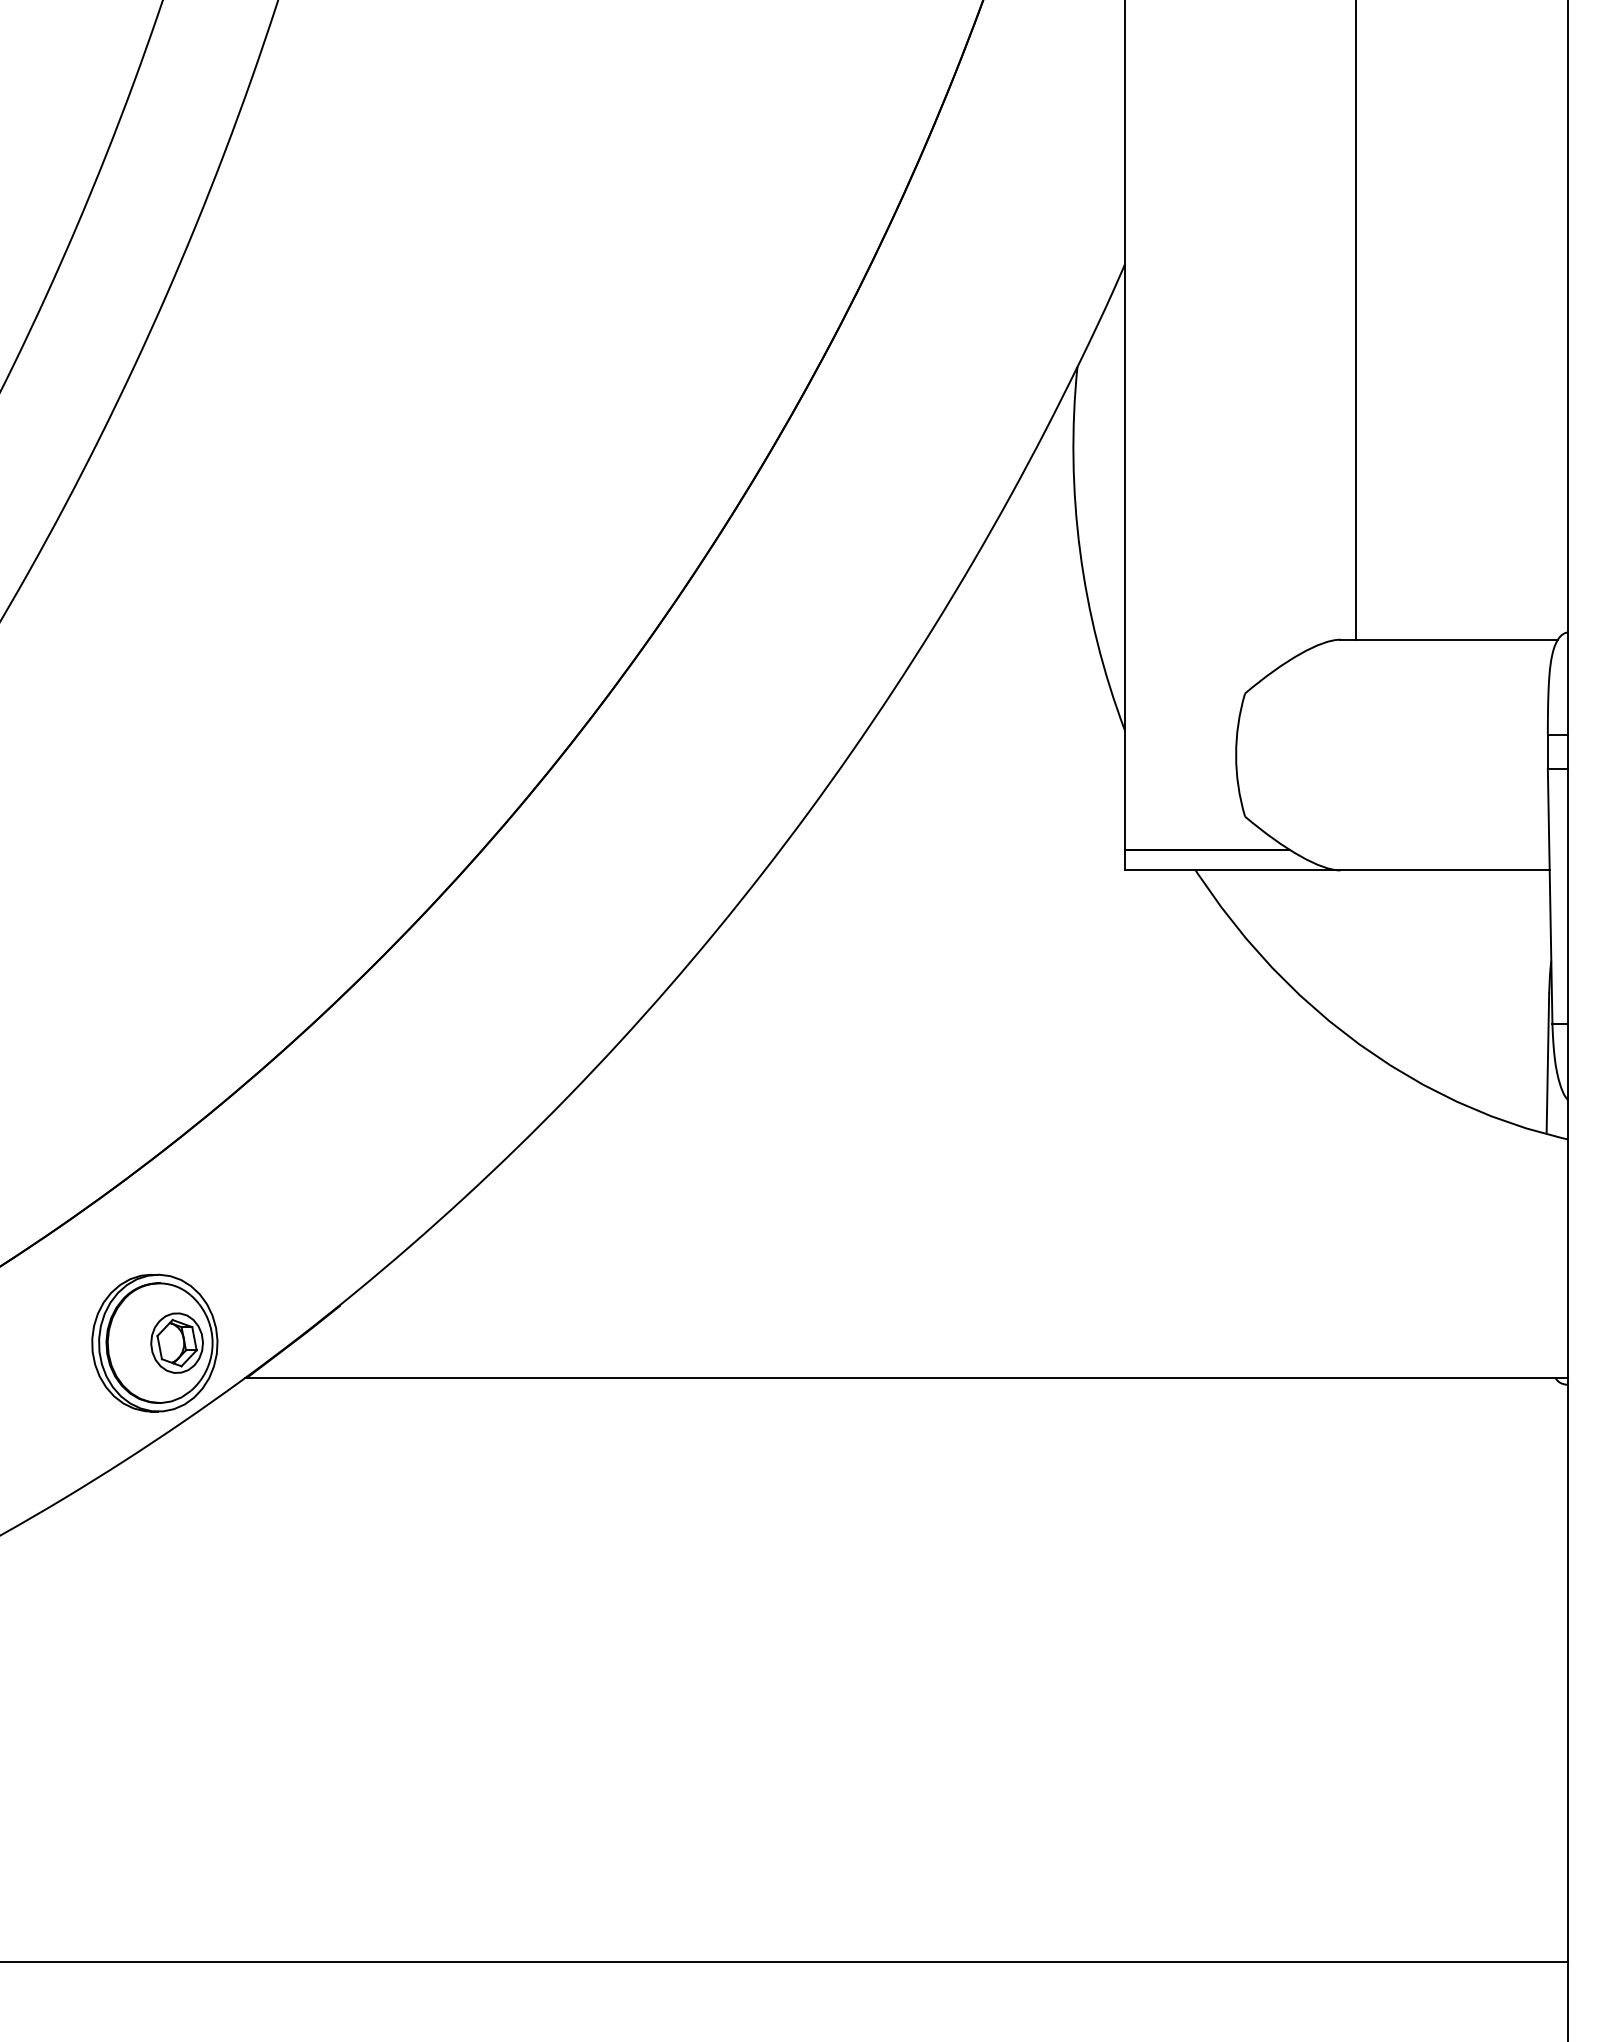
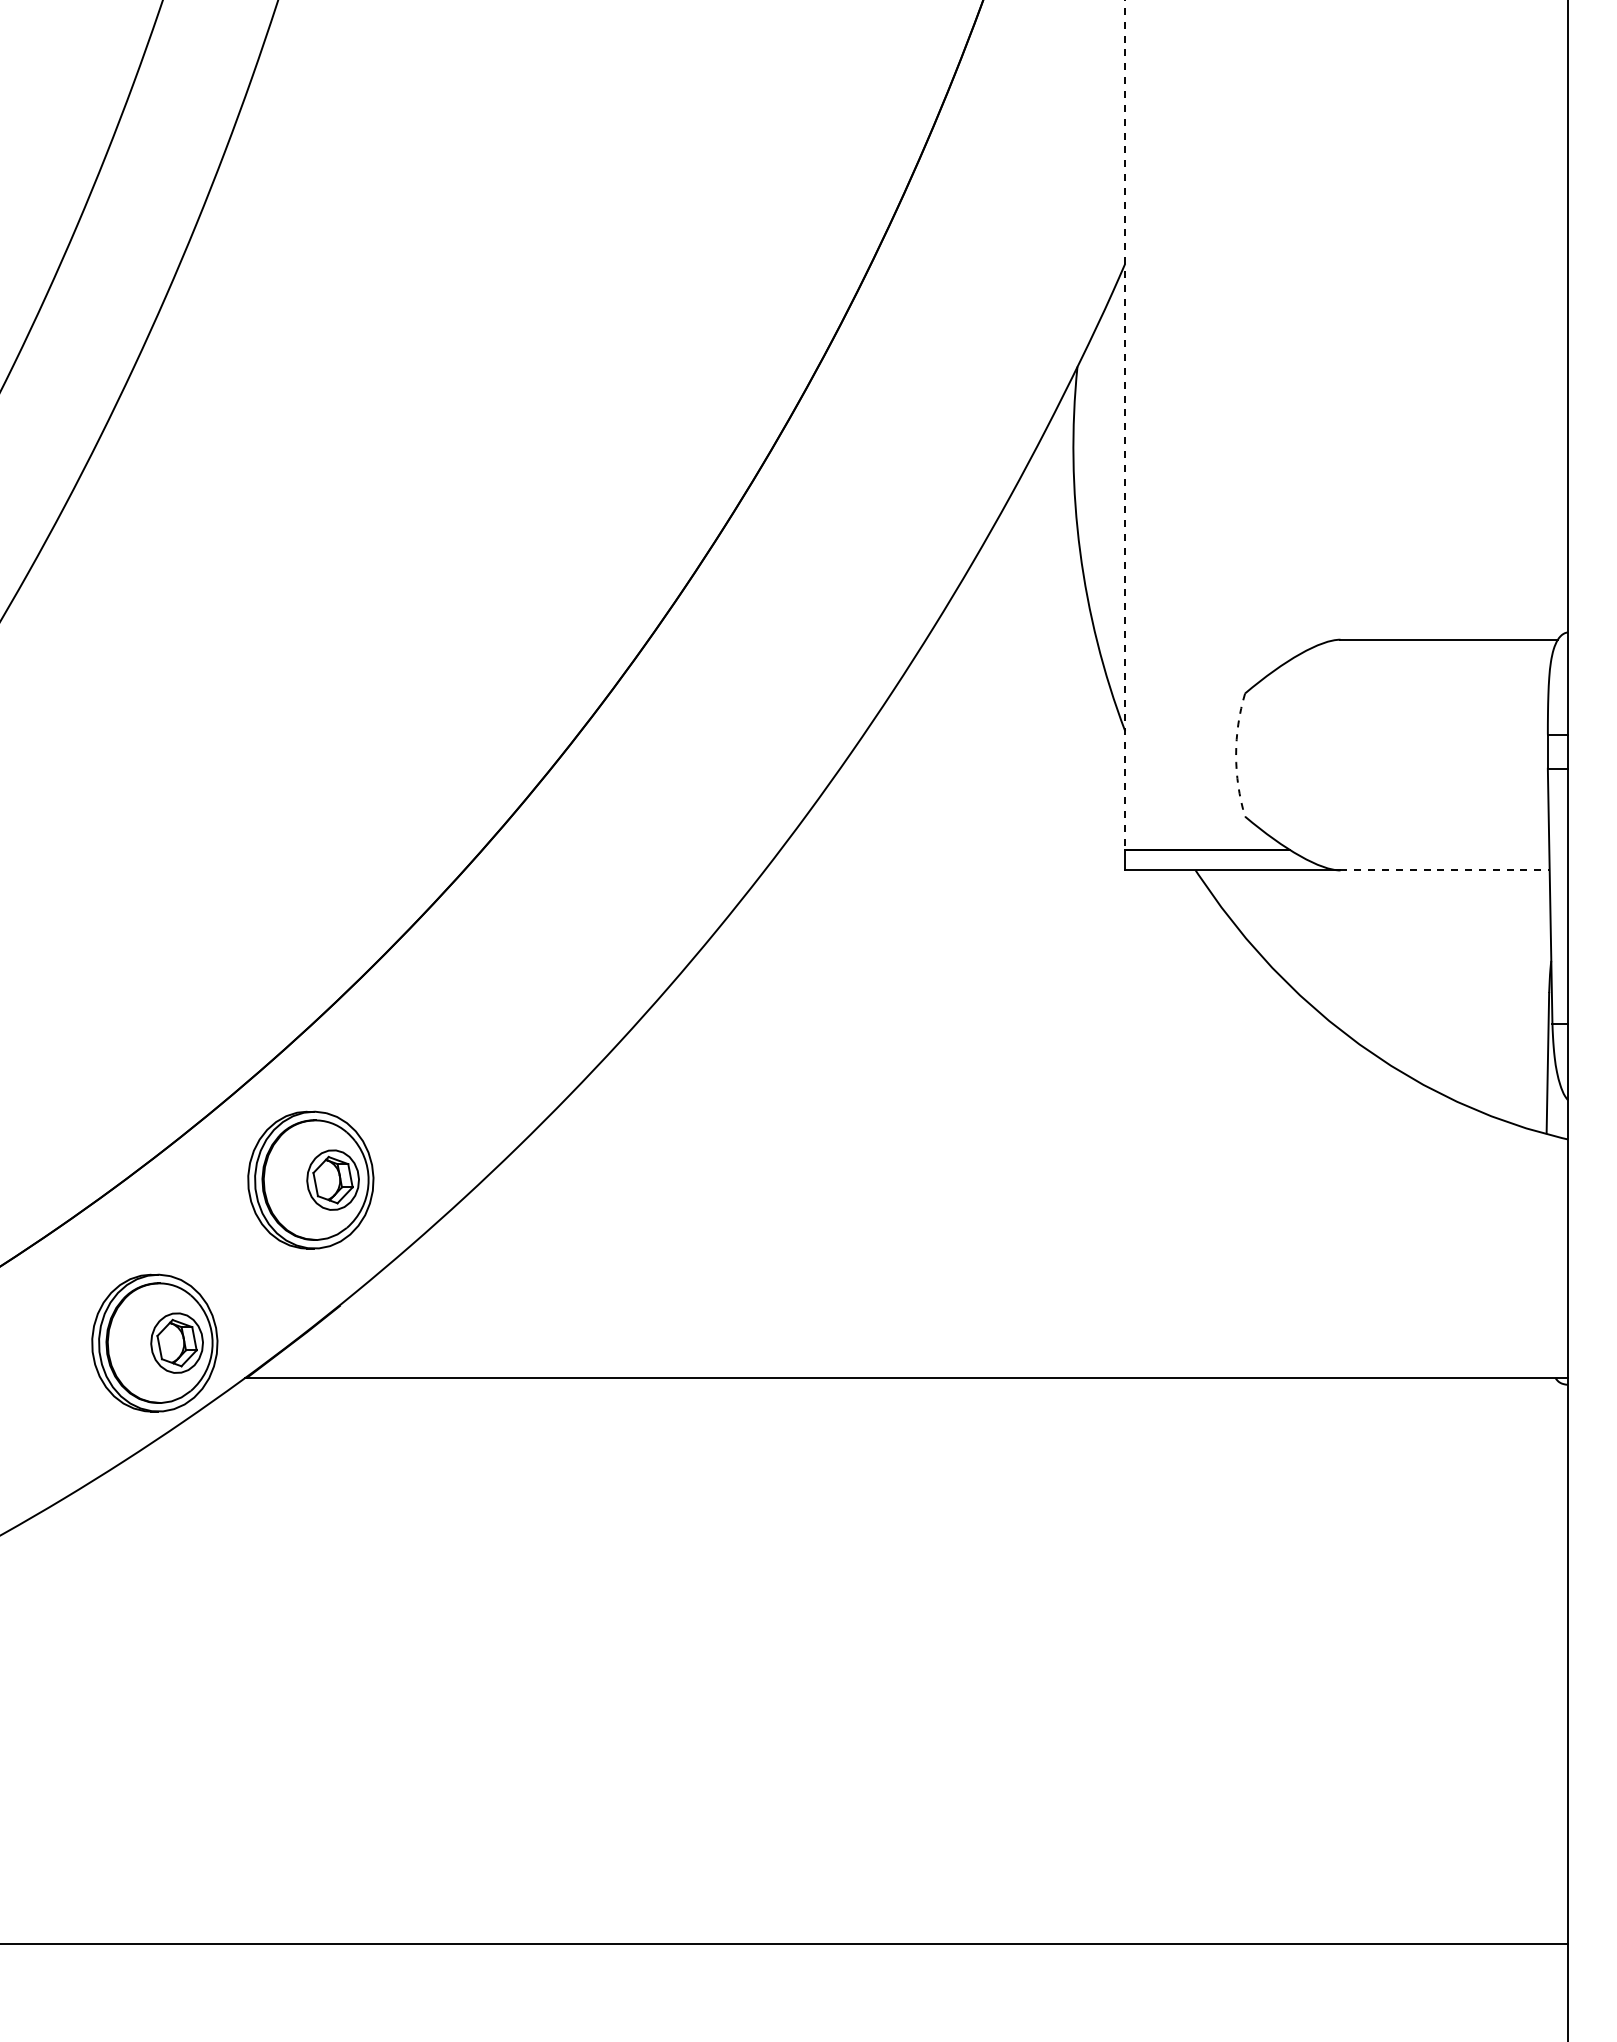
line: present -> none (1355, 320)
line: solid -> dashed (1125, 425)
arc: solid -> dashed (1236, 755)
line: solid -> dashed (1445, 870)
part: none -> present (310, 1179)
line position: (784, 1961) -> (784, 1943) (784, 1943)
